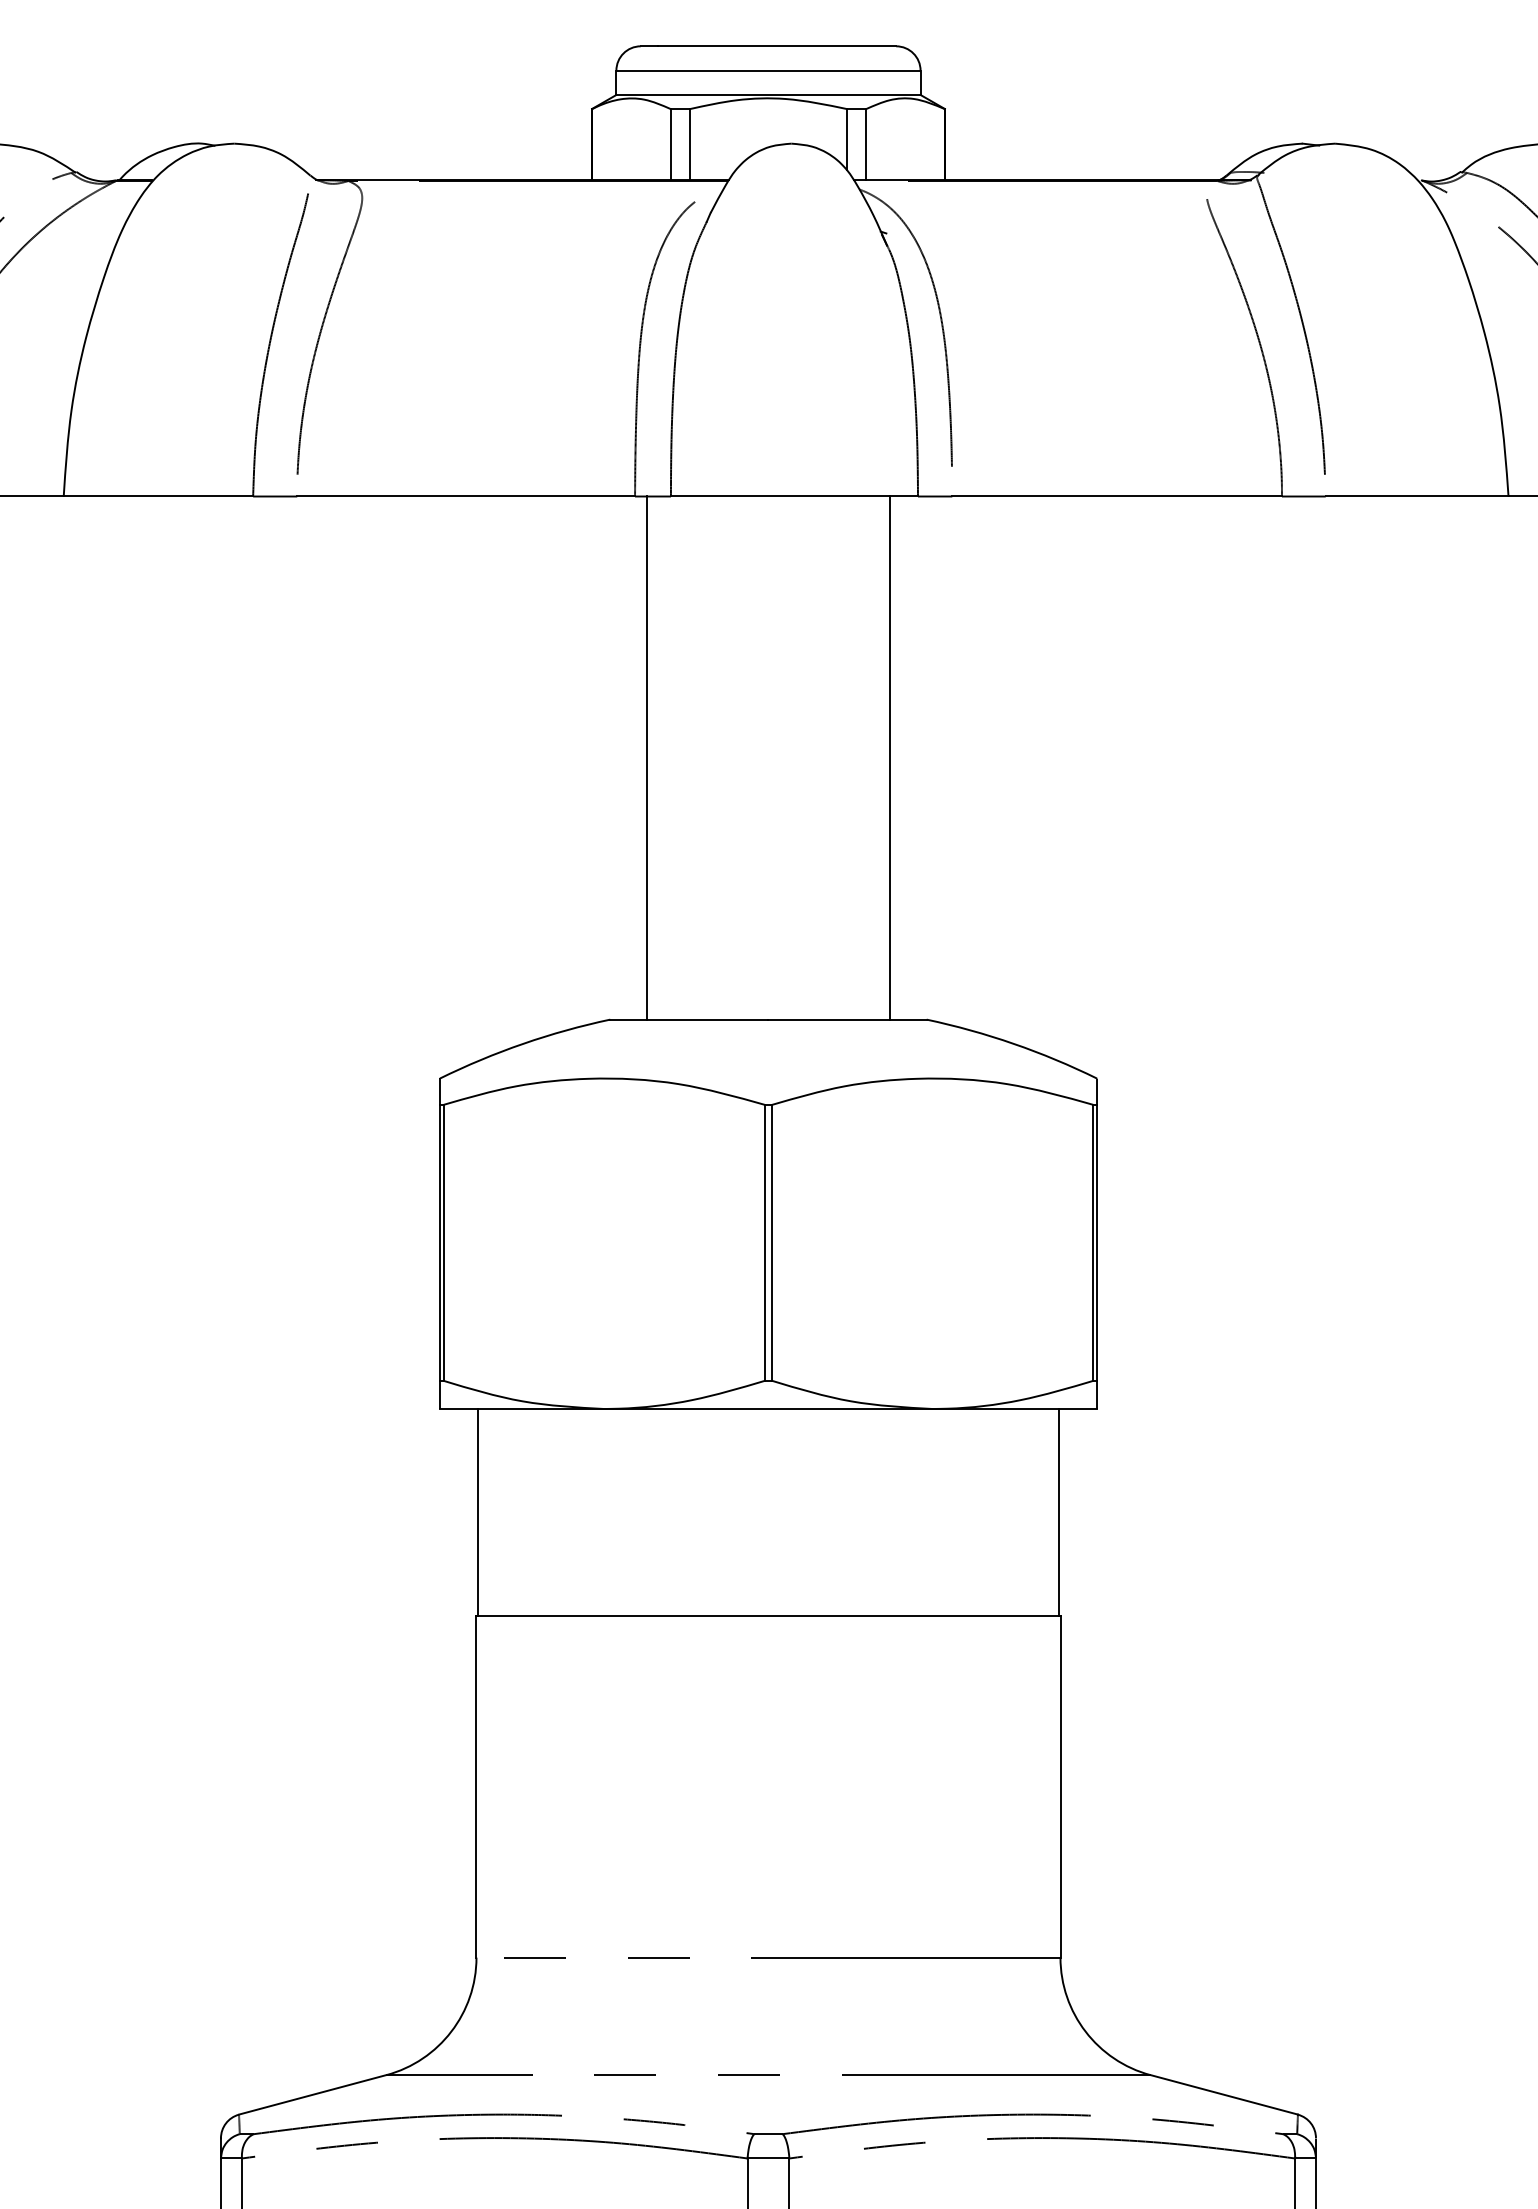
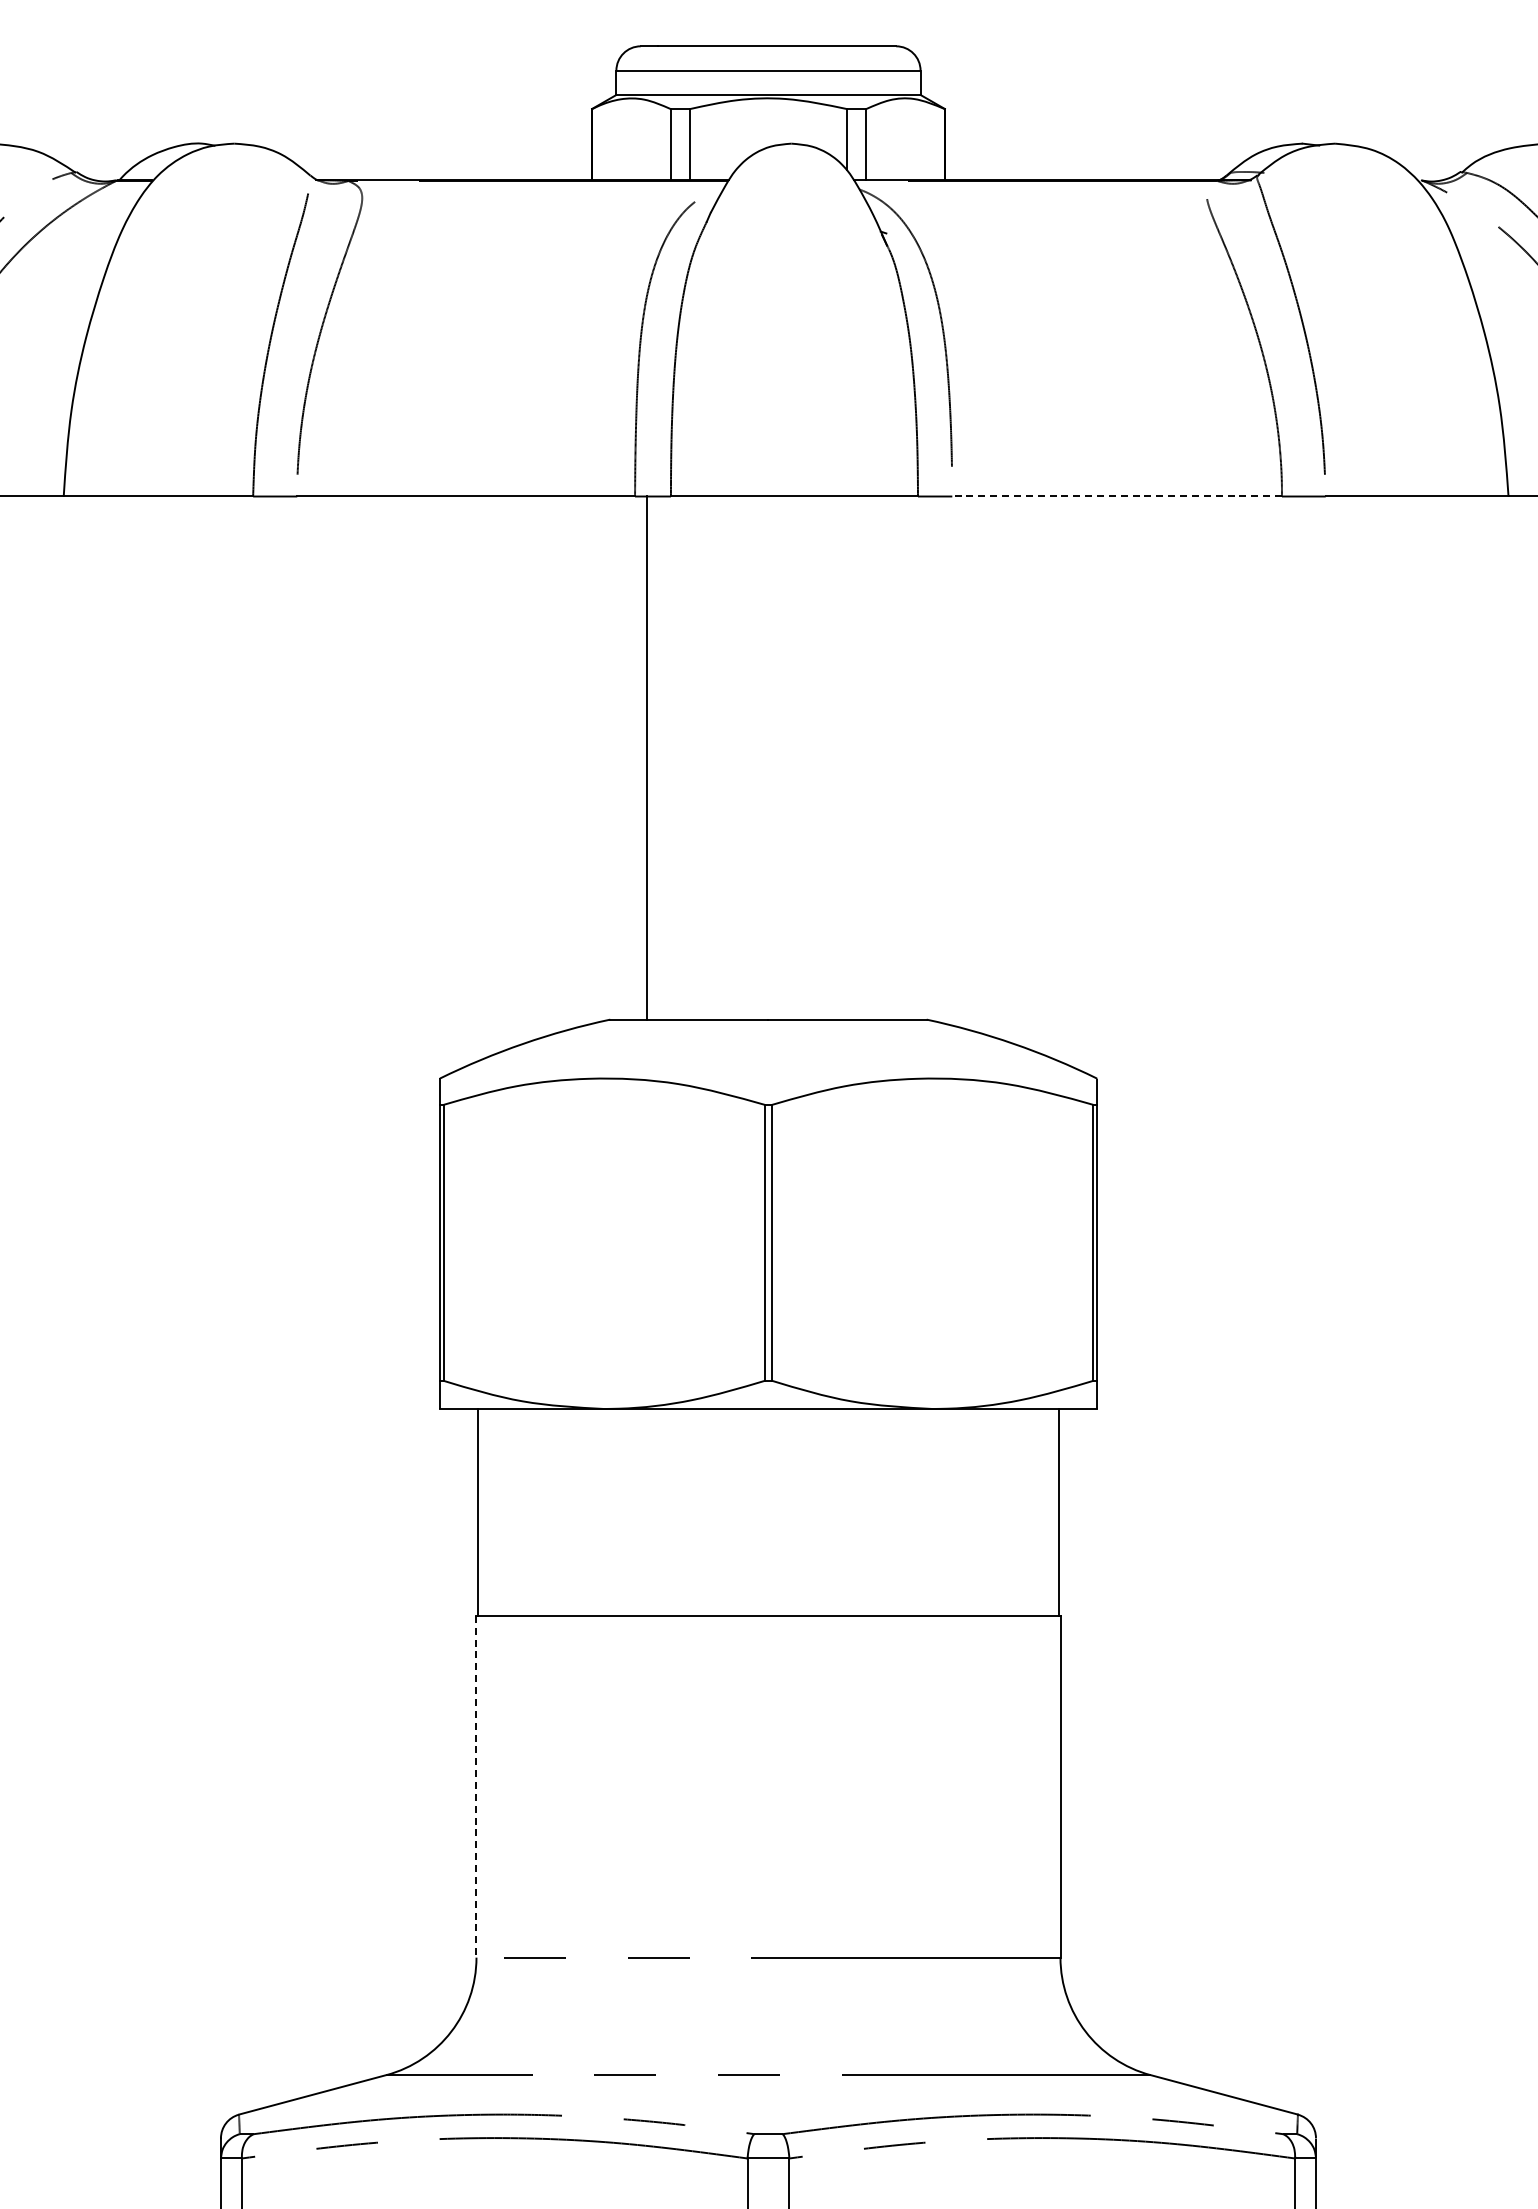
line: solid -> dashed (1117, 496)
line: present -> none (890, 757)
line: solid -> dashed (476, 1786)
